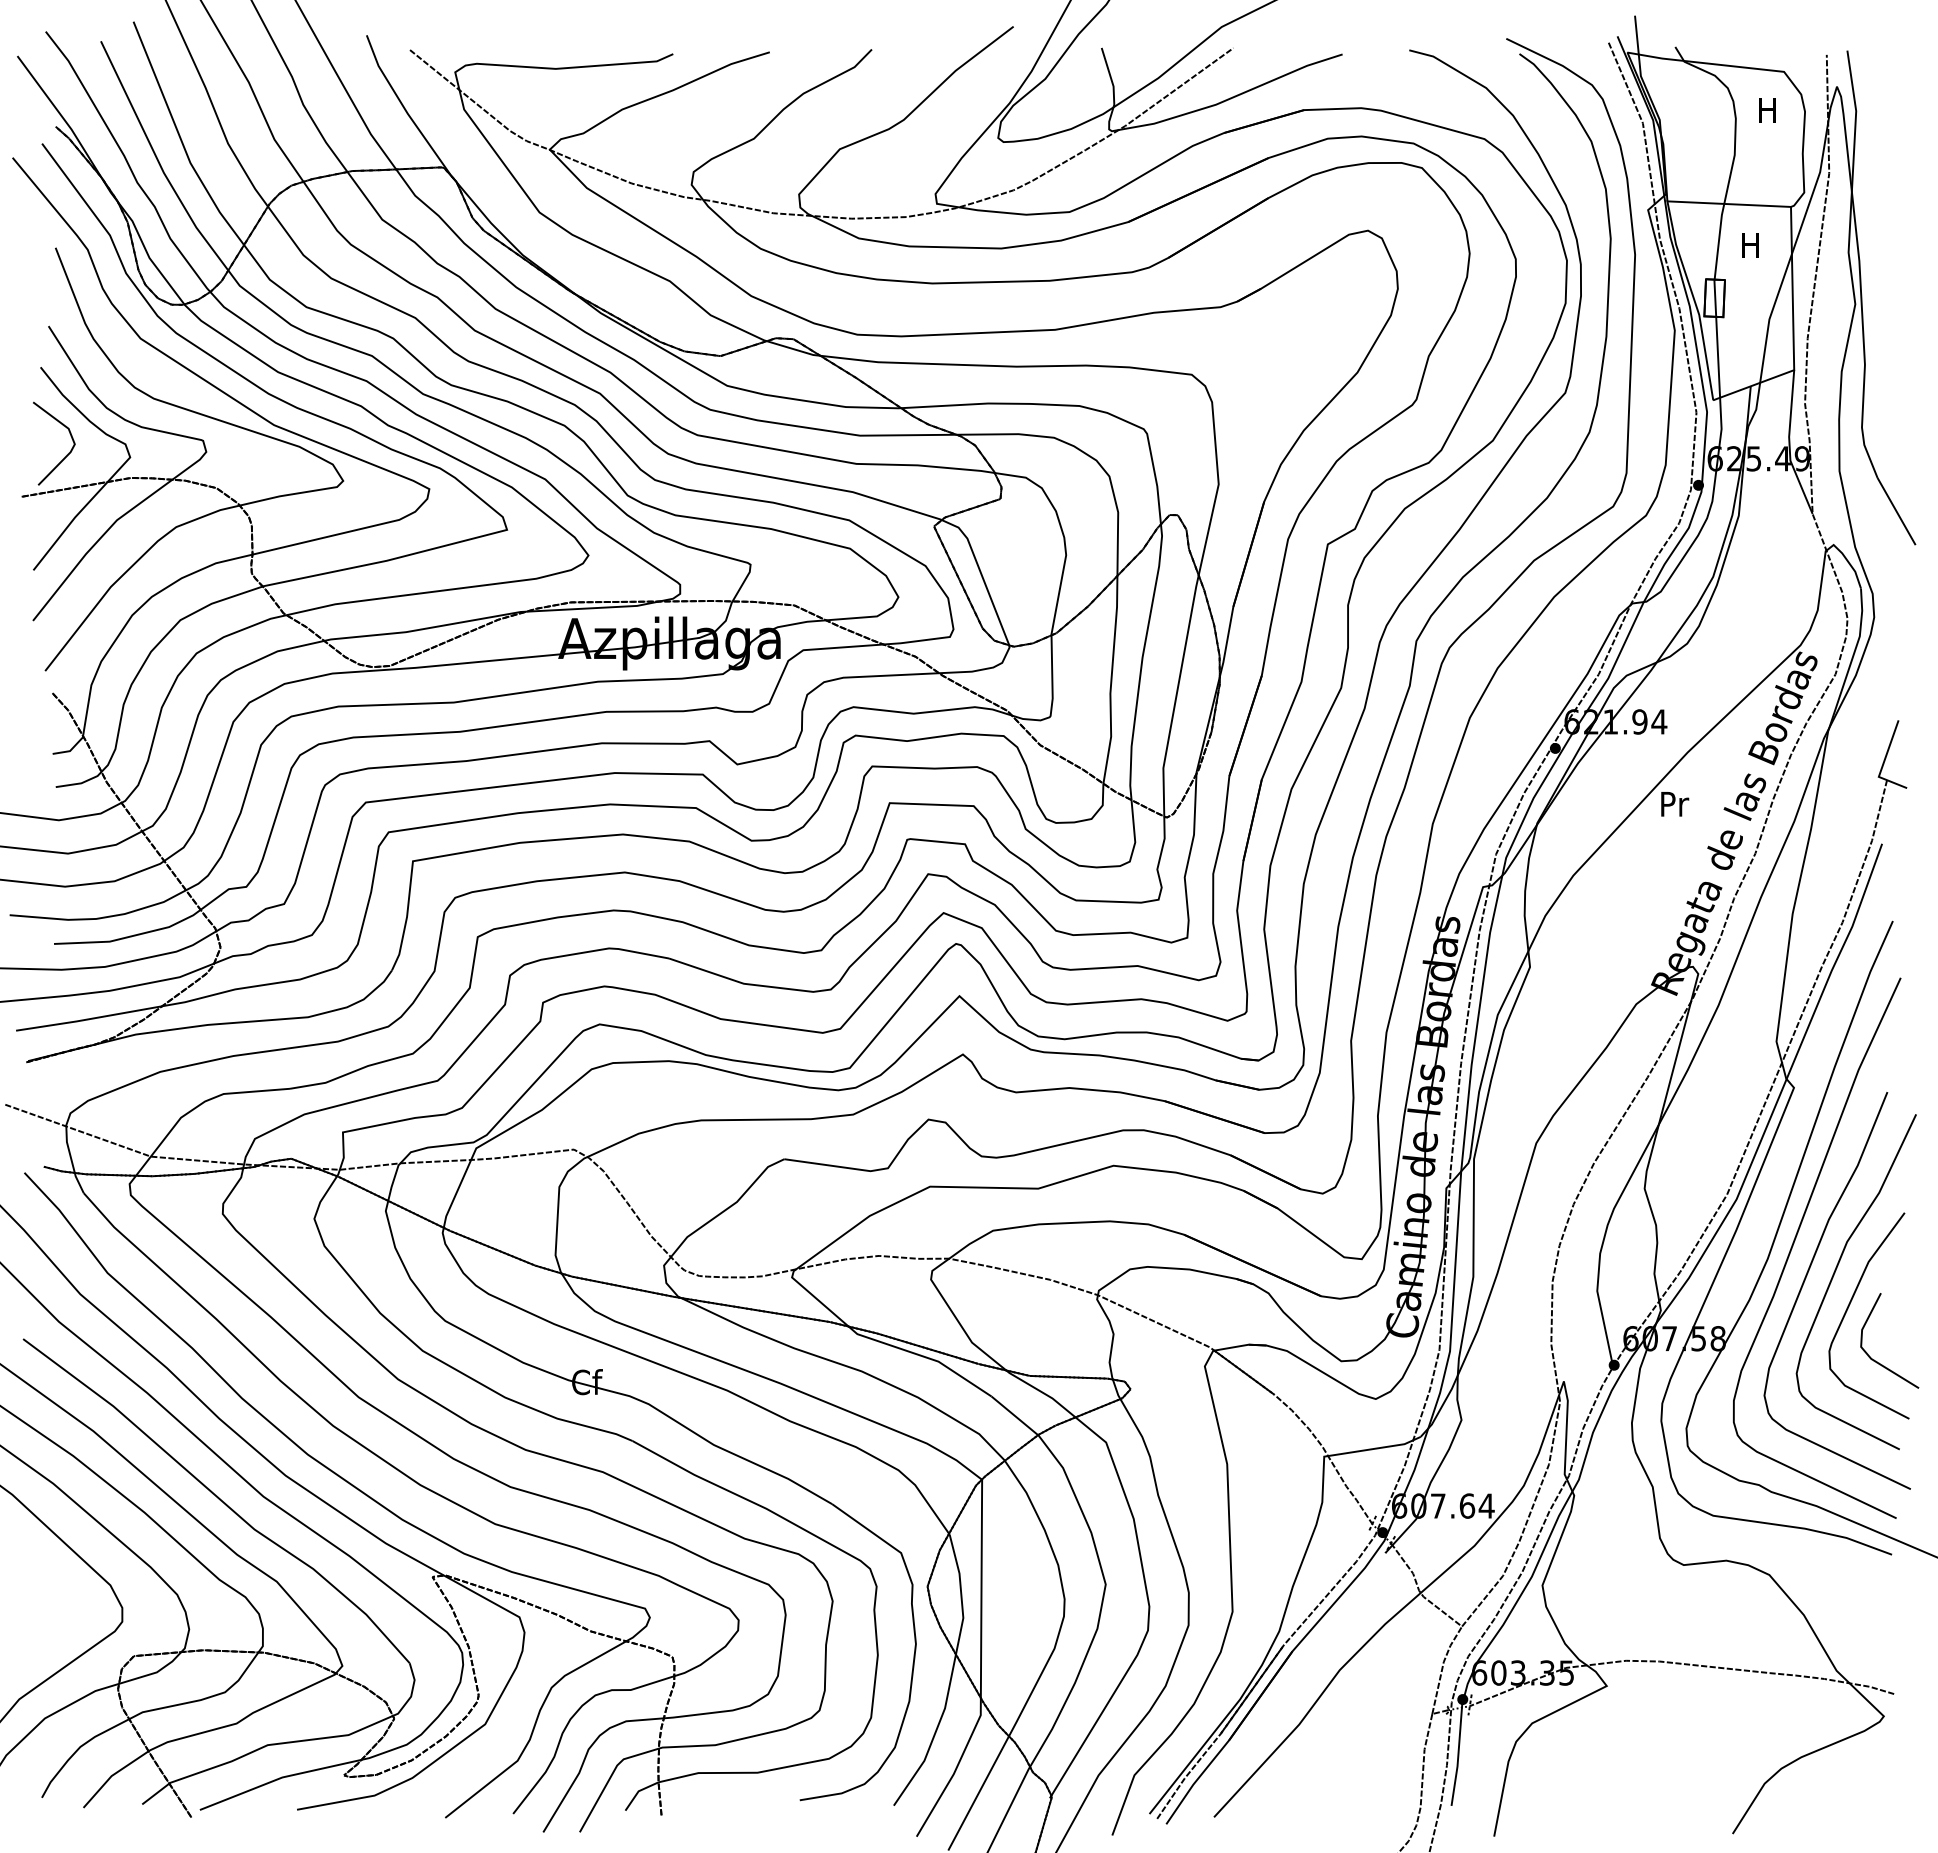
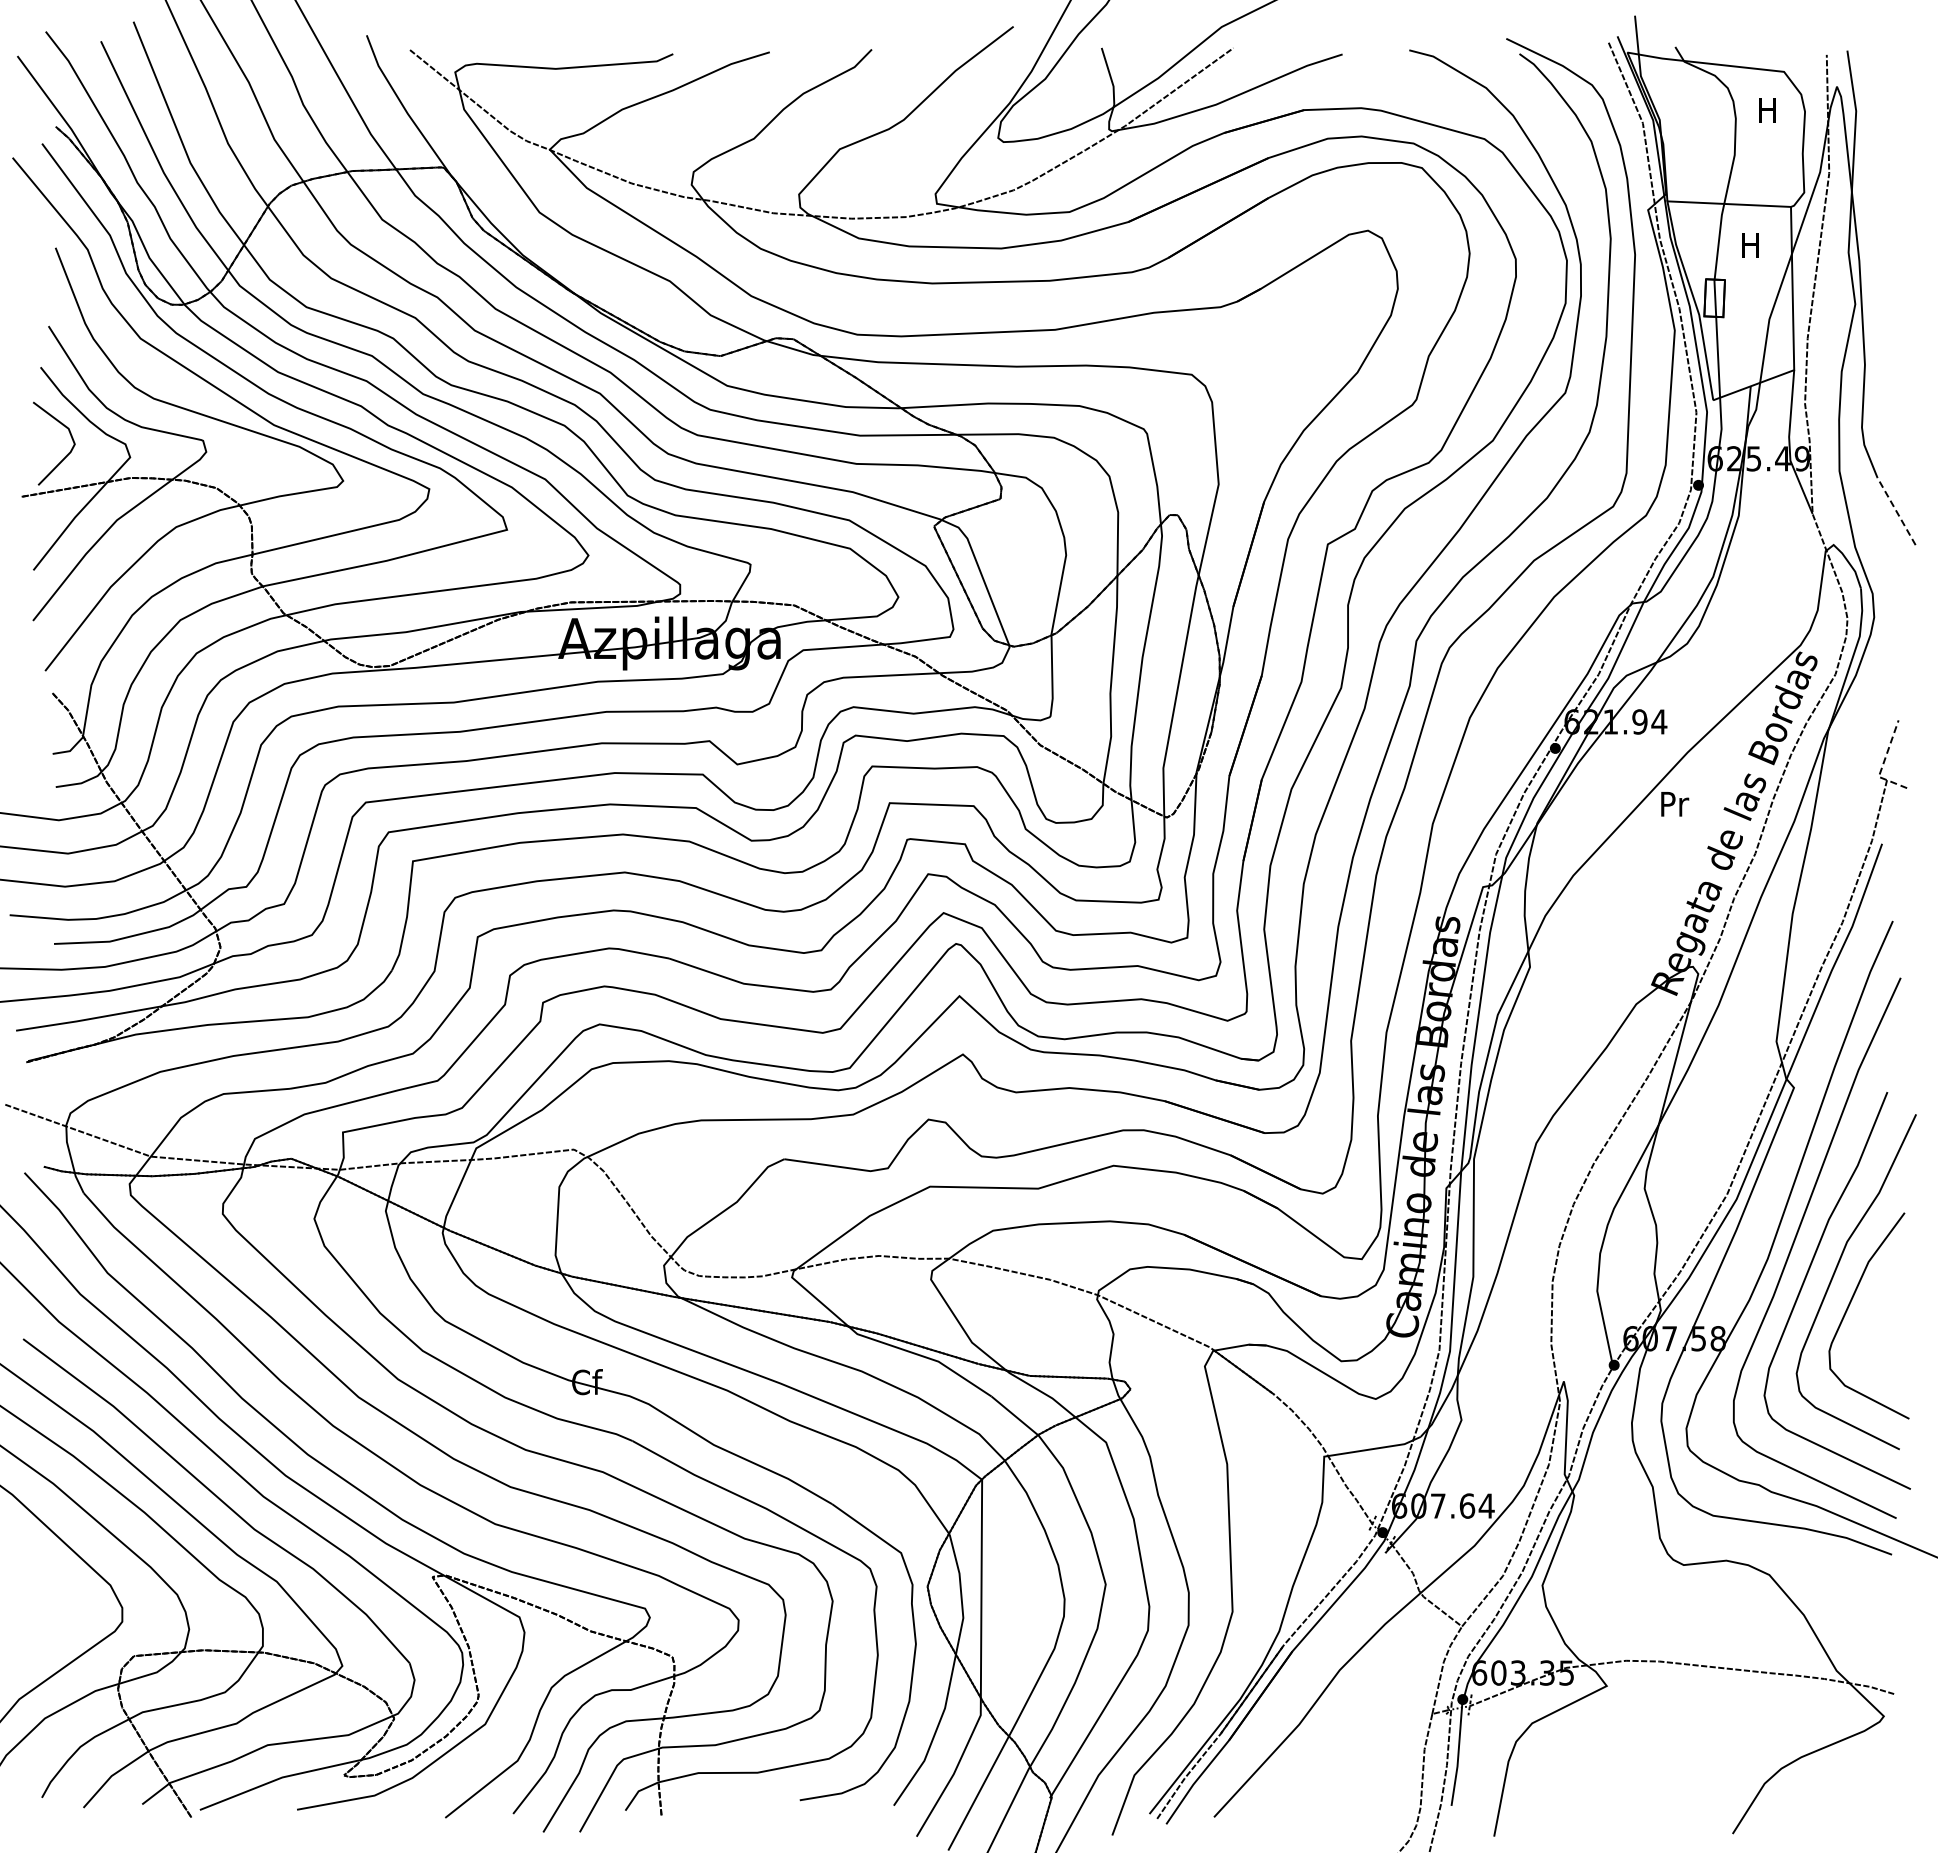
line: solid -> dashed (1896, 511)
line: solid -> dashed (1883, 763)
line: present -> none (1879, 1362)
